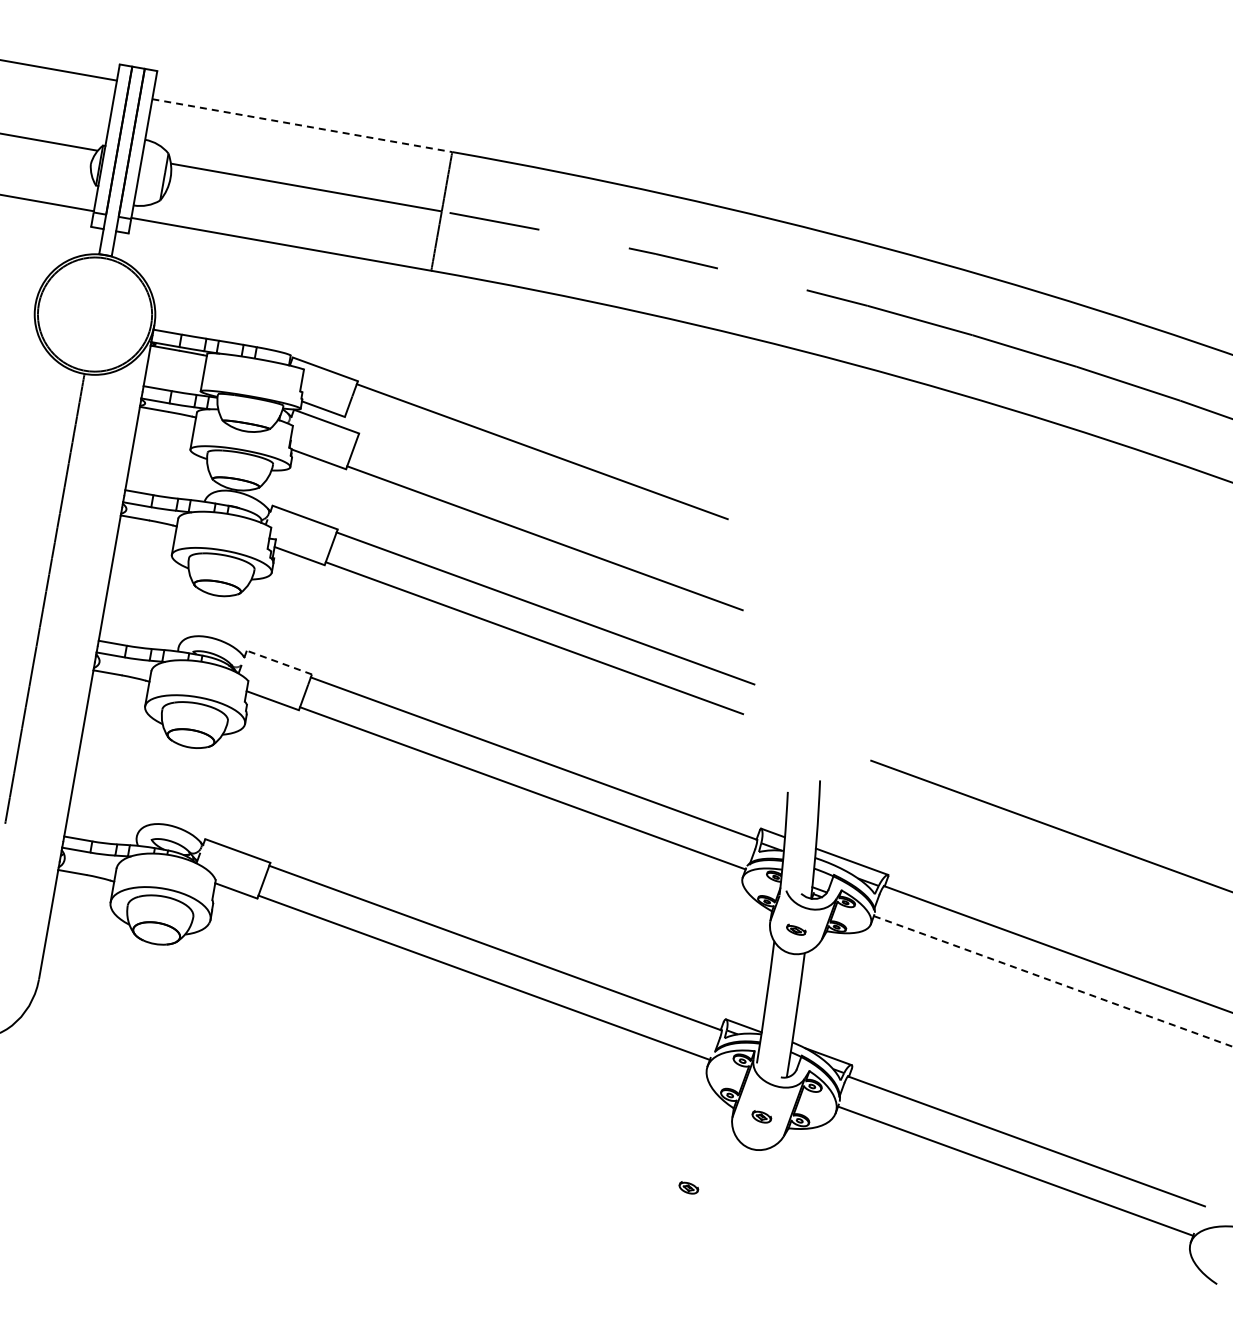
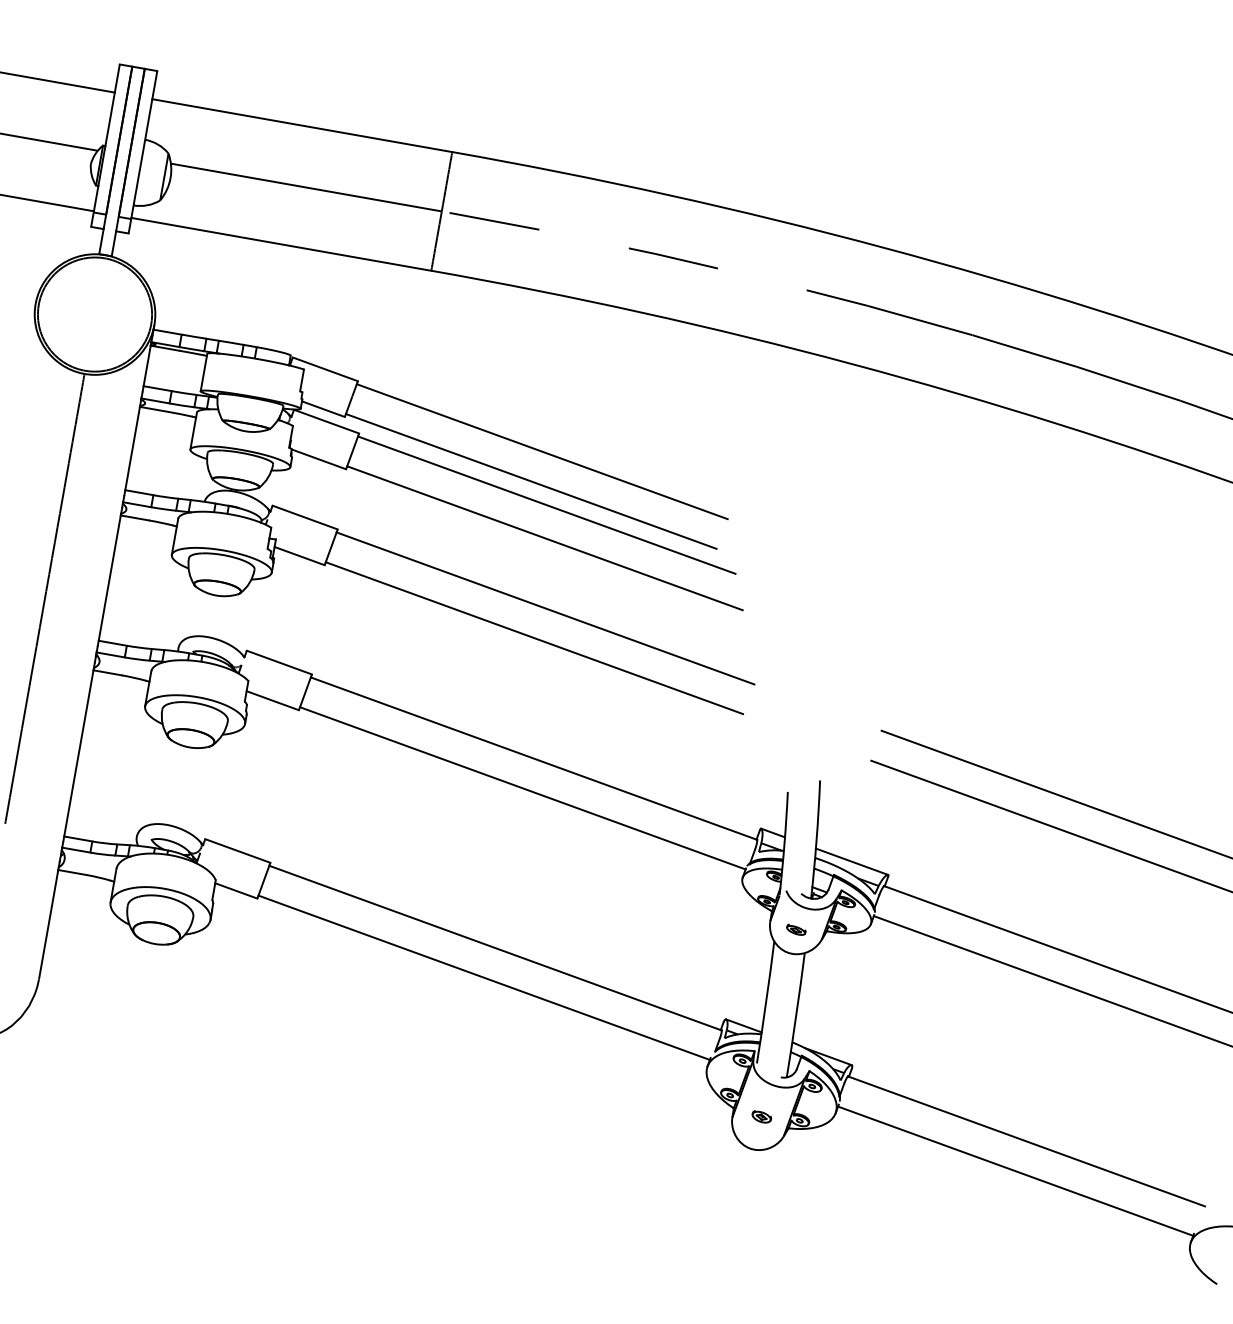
line position: (59, 70) -> (58, 82) (58, 82)
line: dashed -> solid (302, 125)
line: none -> present (530, 481)
line: none -> present (546, 504)
line: dashed -> solid (279, 662)
line: none -> present (1055, 793)
line: dashed -> solid (1053, 981)
part: present -> none (688, 1187)
